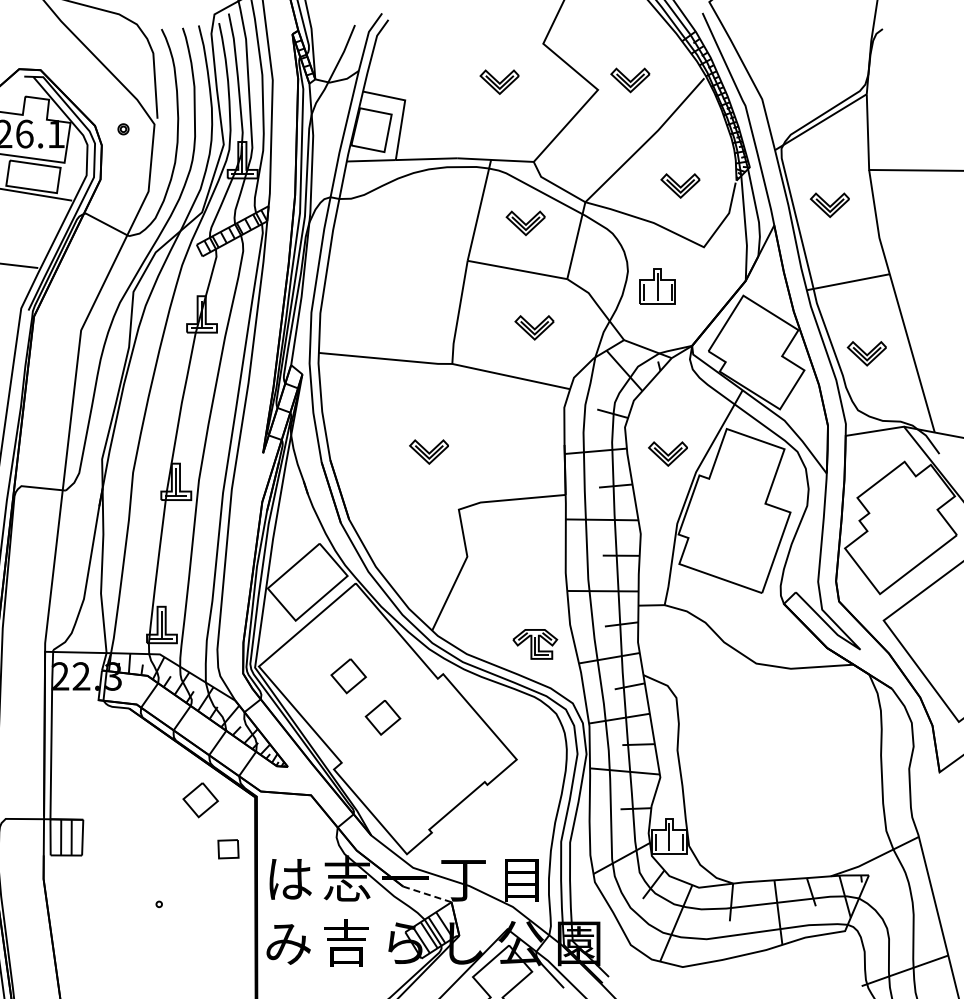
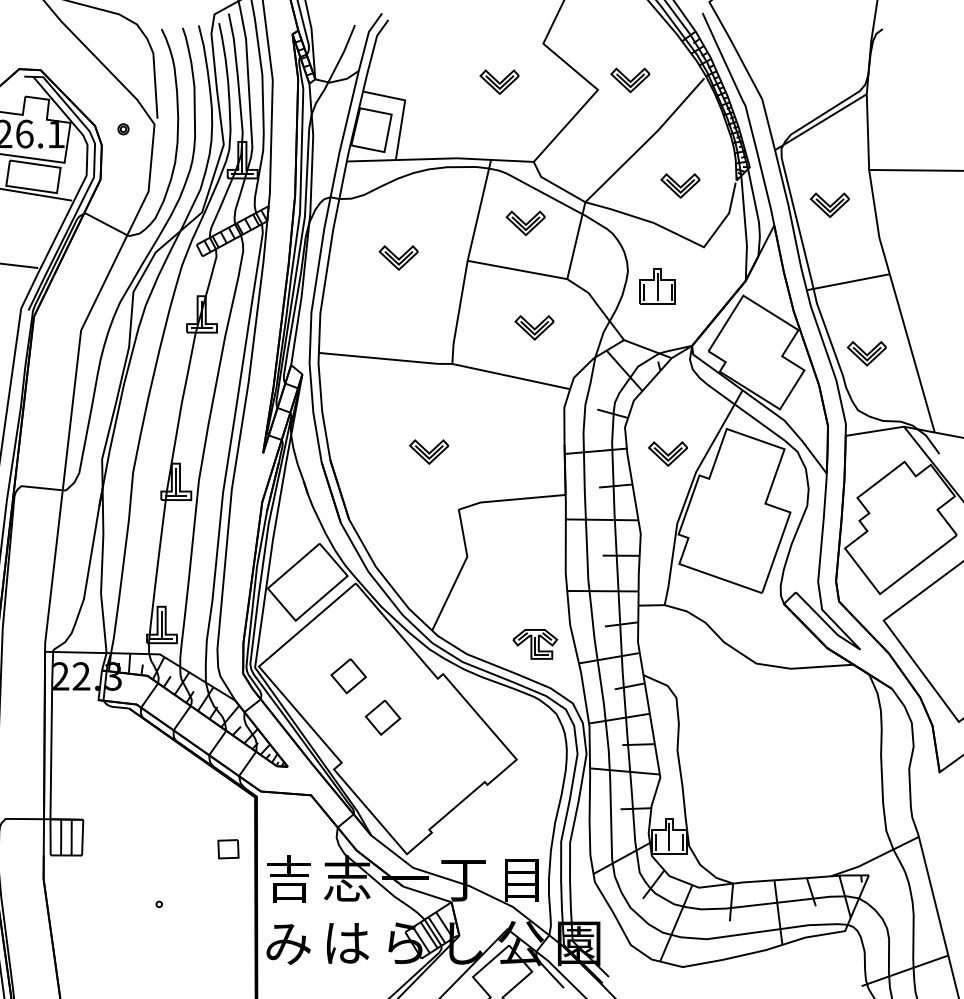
part: none -> present (398, 257)
part: present -> none (200, 800)
text: は -> 吉 (289, 878)
line: dashed -> solid (426, 894)
text: 吉 -> は (346, 942)
